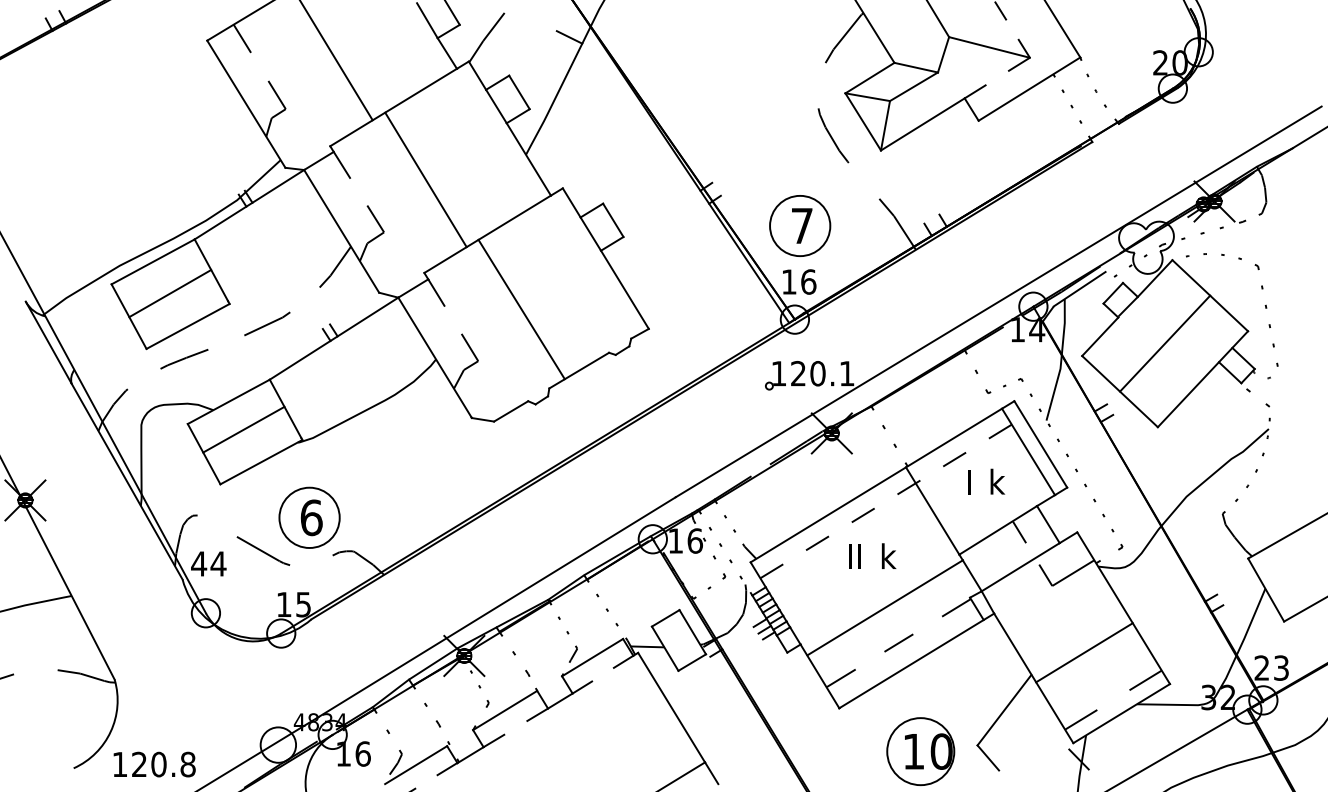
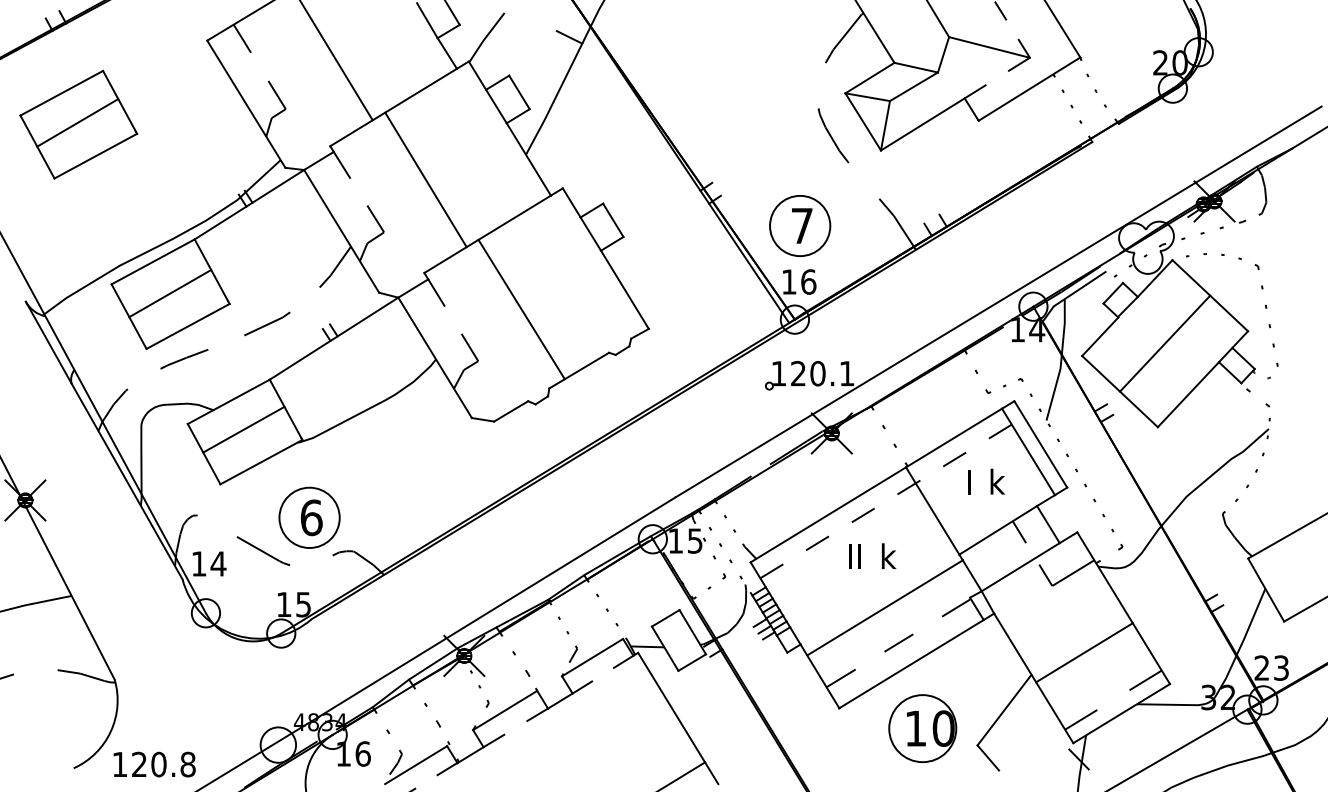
part: none -> present (78, 124)
text: 16 -> 15 (694, 540)
text: 44 -> 14 (199, 563)
part position: (920, 751) -> (922, 728) (922, 728)
